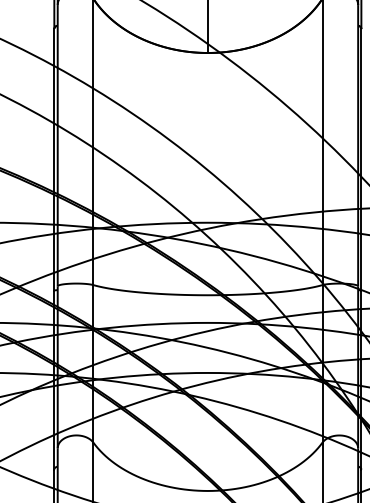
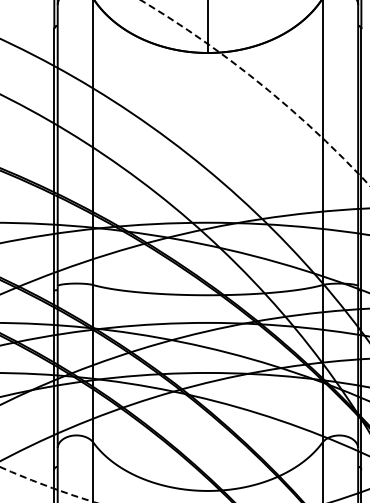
circle: solid -> dashed (255, 92)
circle: solid -> dashed (48, 484)
